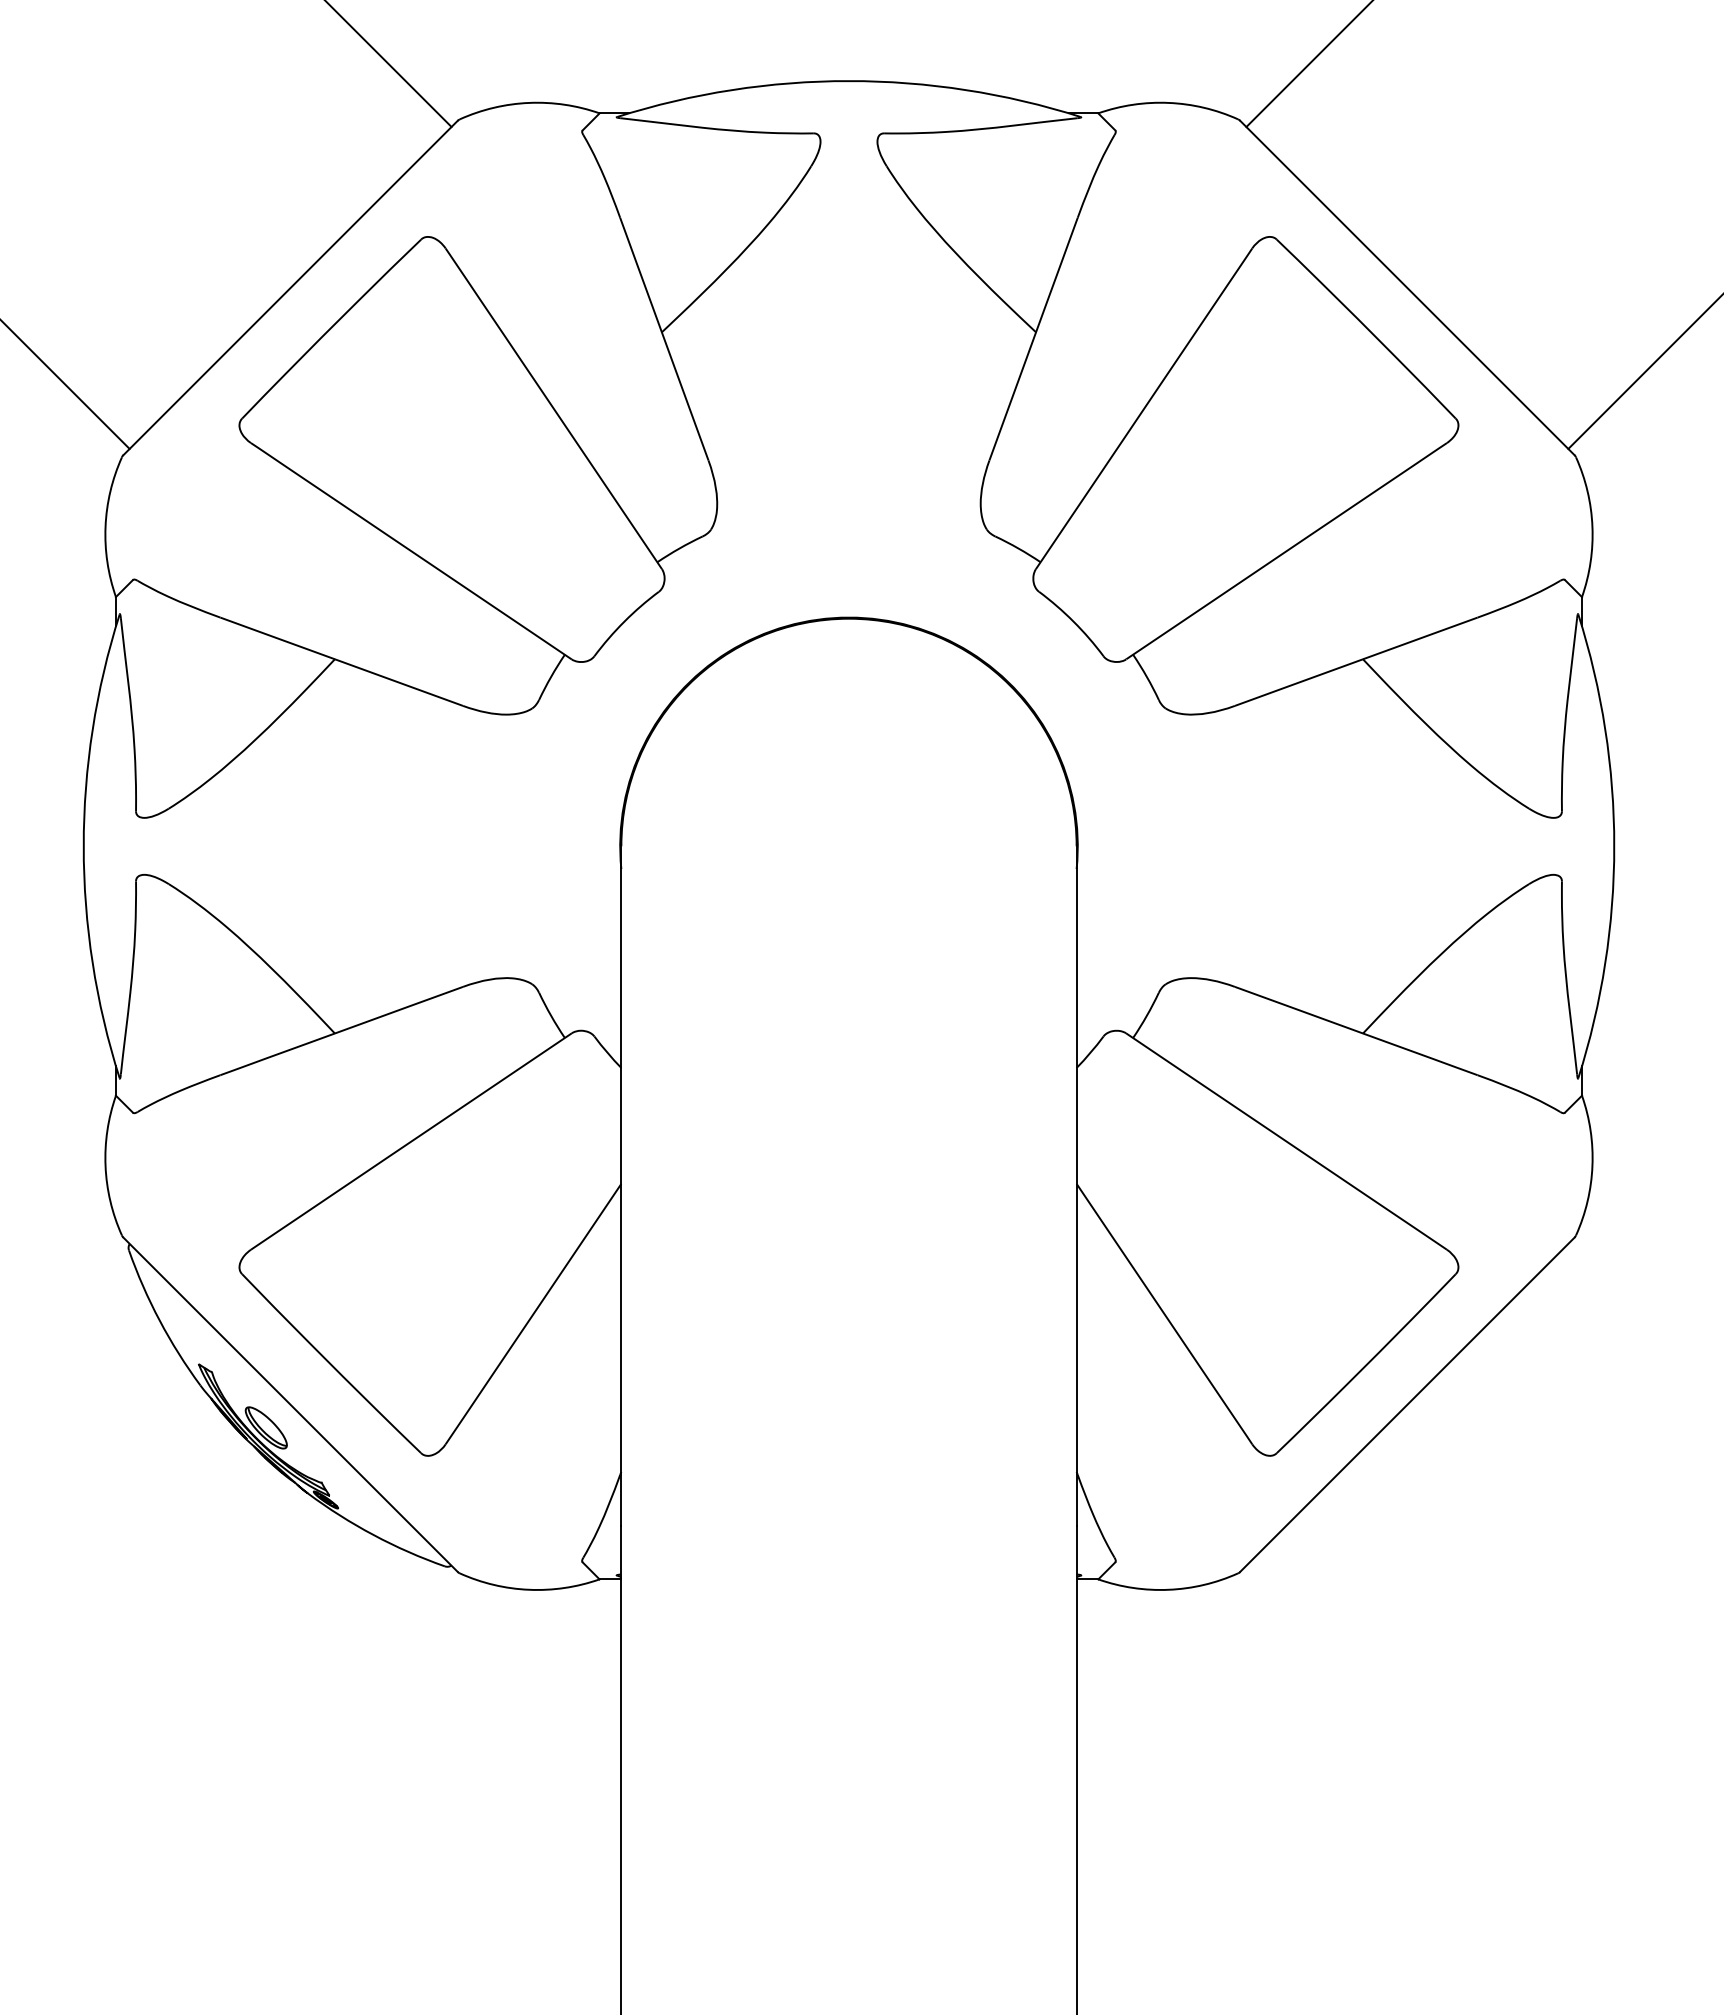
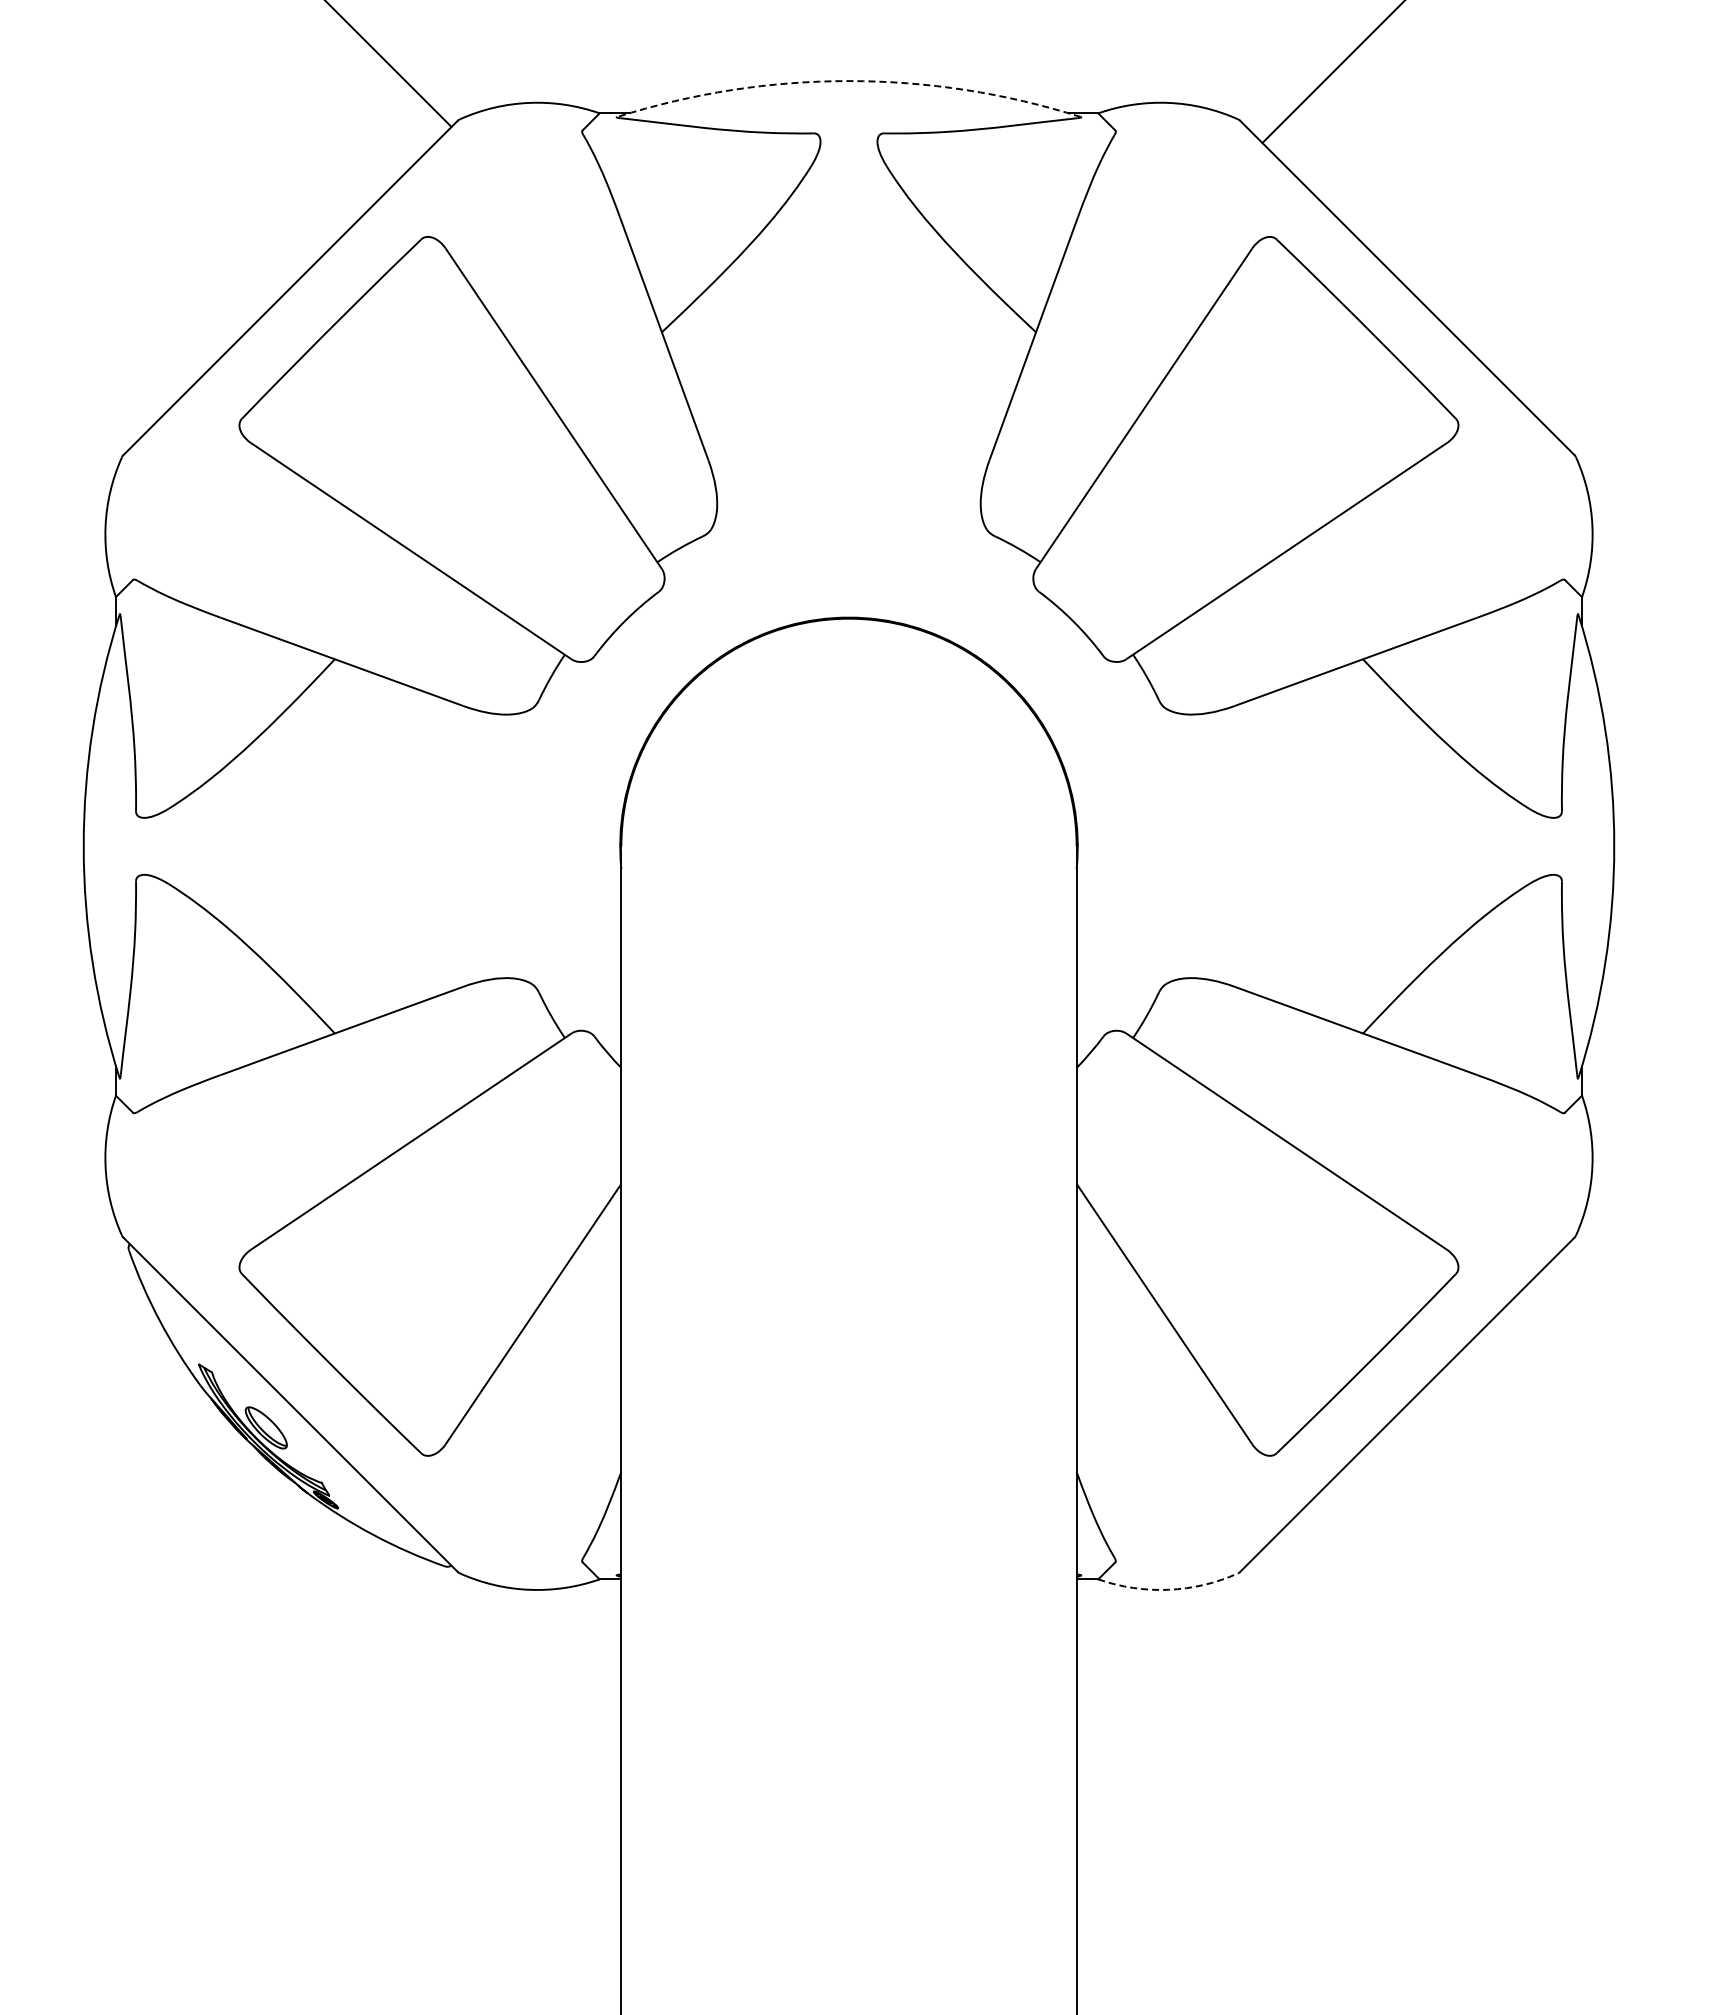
line position: (1308, 64) -> (1332, 72) (1332, 72)
arc: solid -> dashed (849, 81)
line: present -> none (1644, 372)
line: present -> none (65, 384)
arc: solid -> dashed (1168, 1589)
